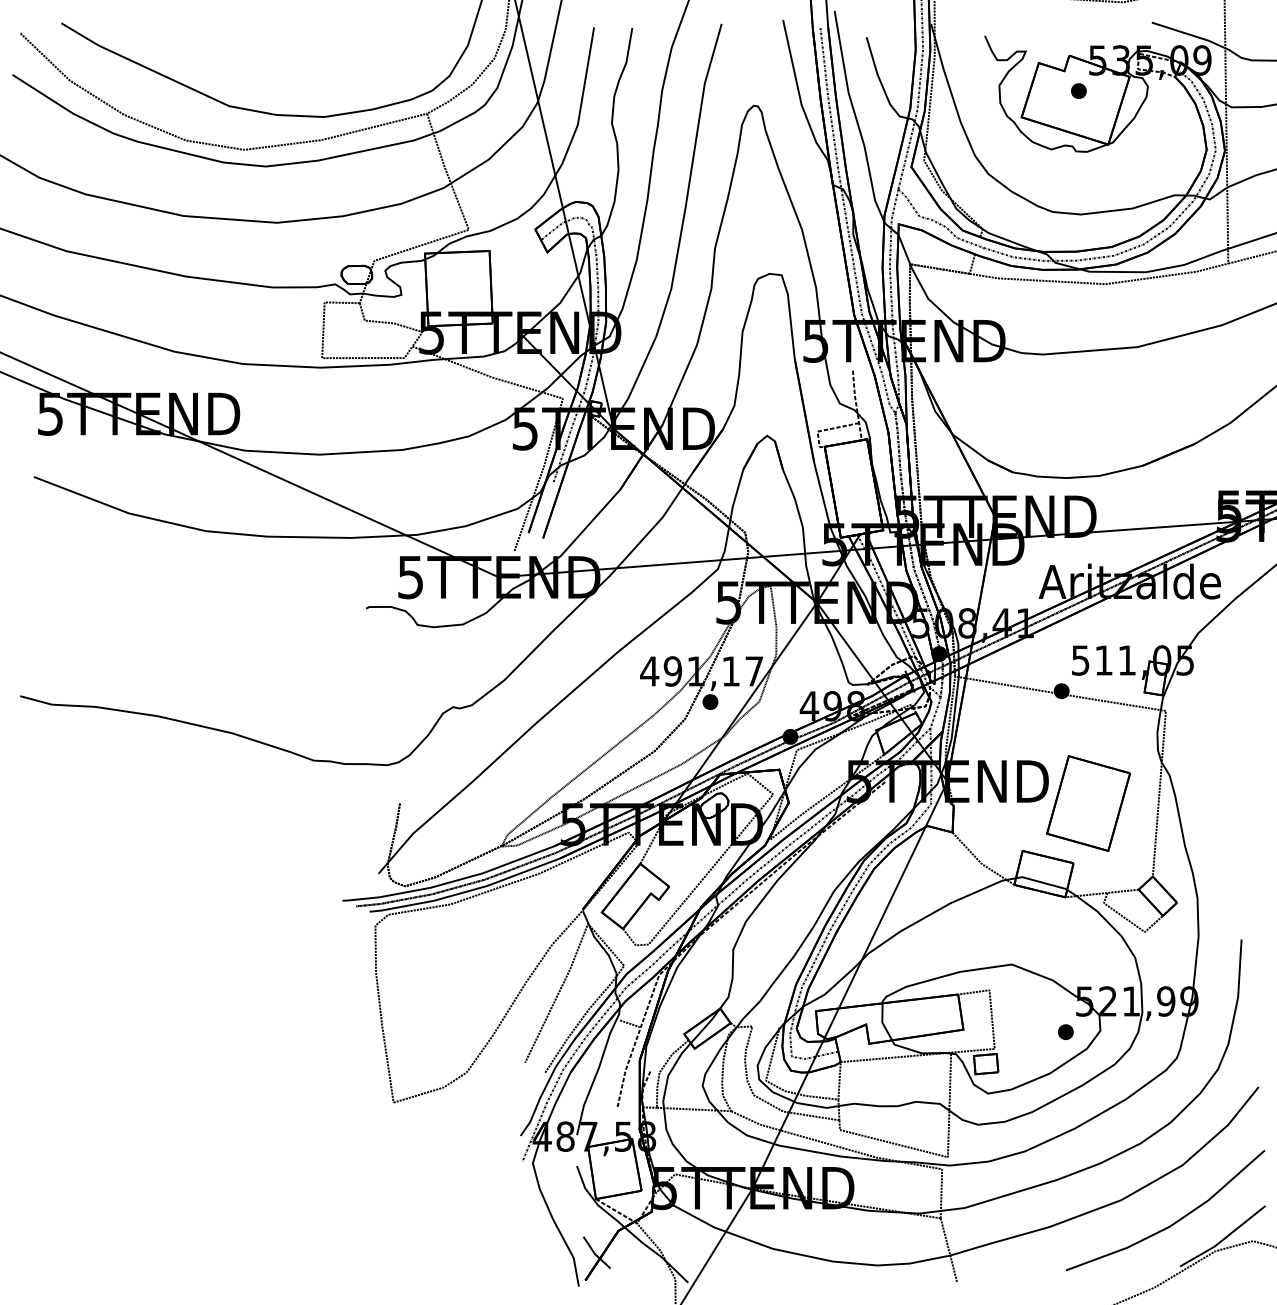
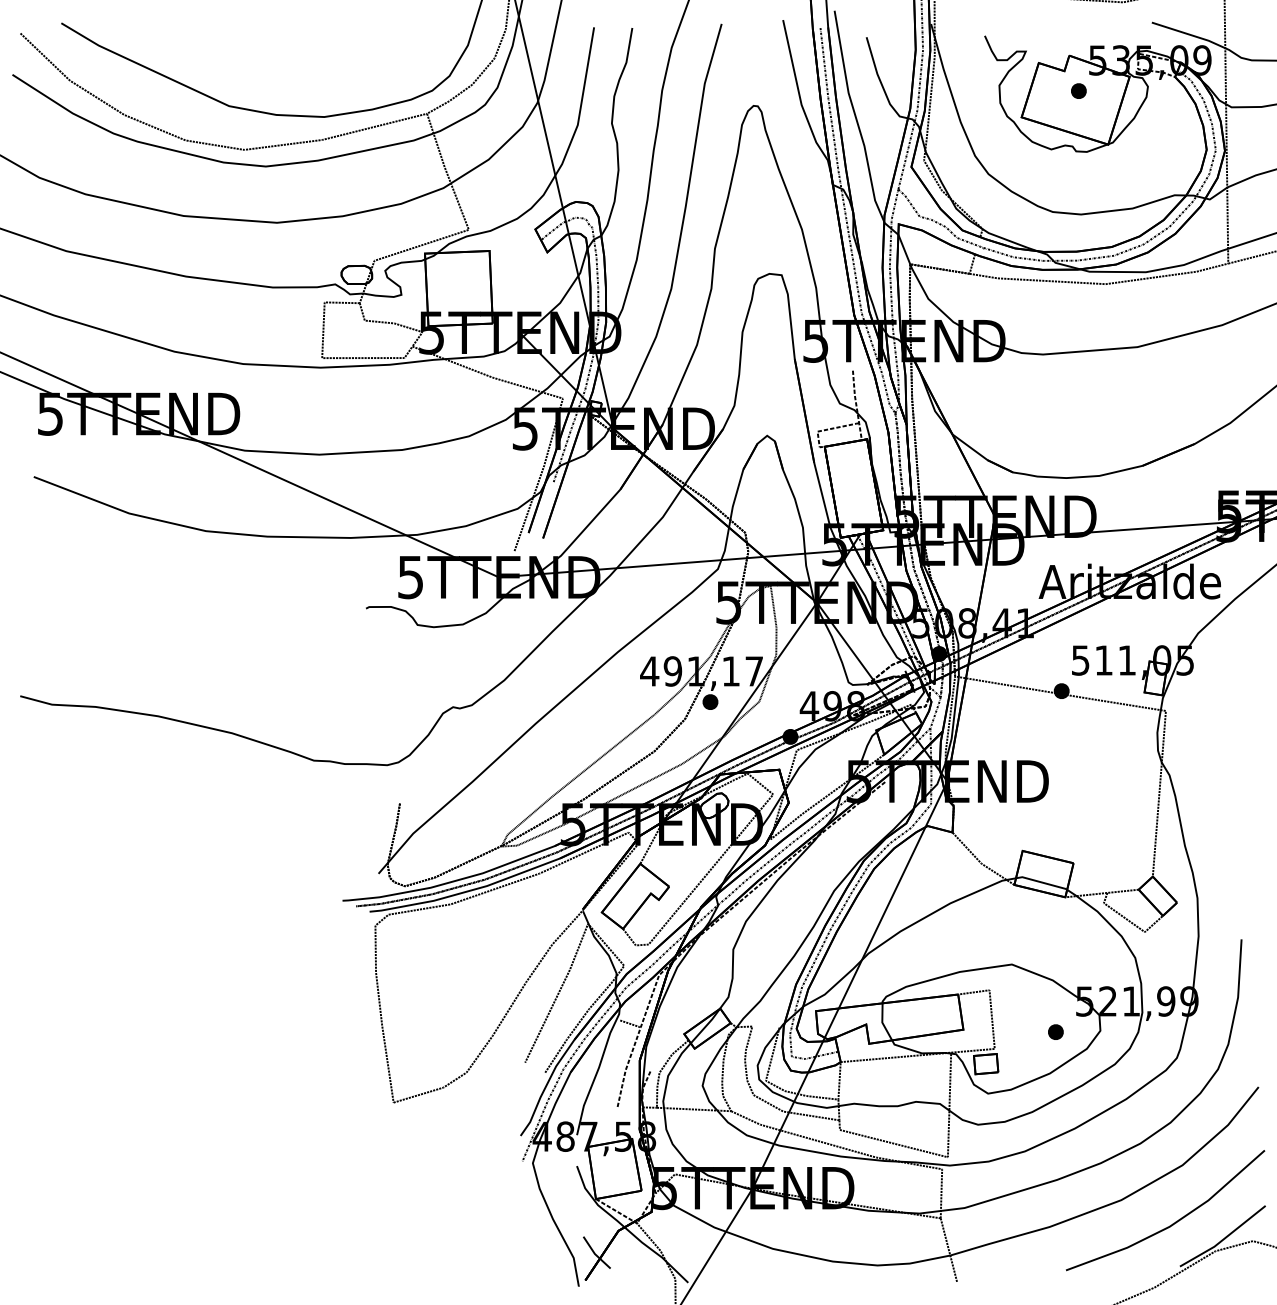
part: present -> none (1088, 803)
part position: (1065, 1031) -> (1055, 1031) (1055, 1031)
